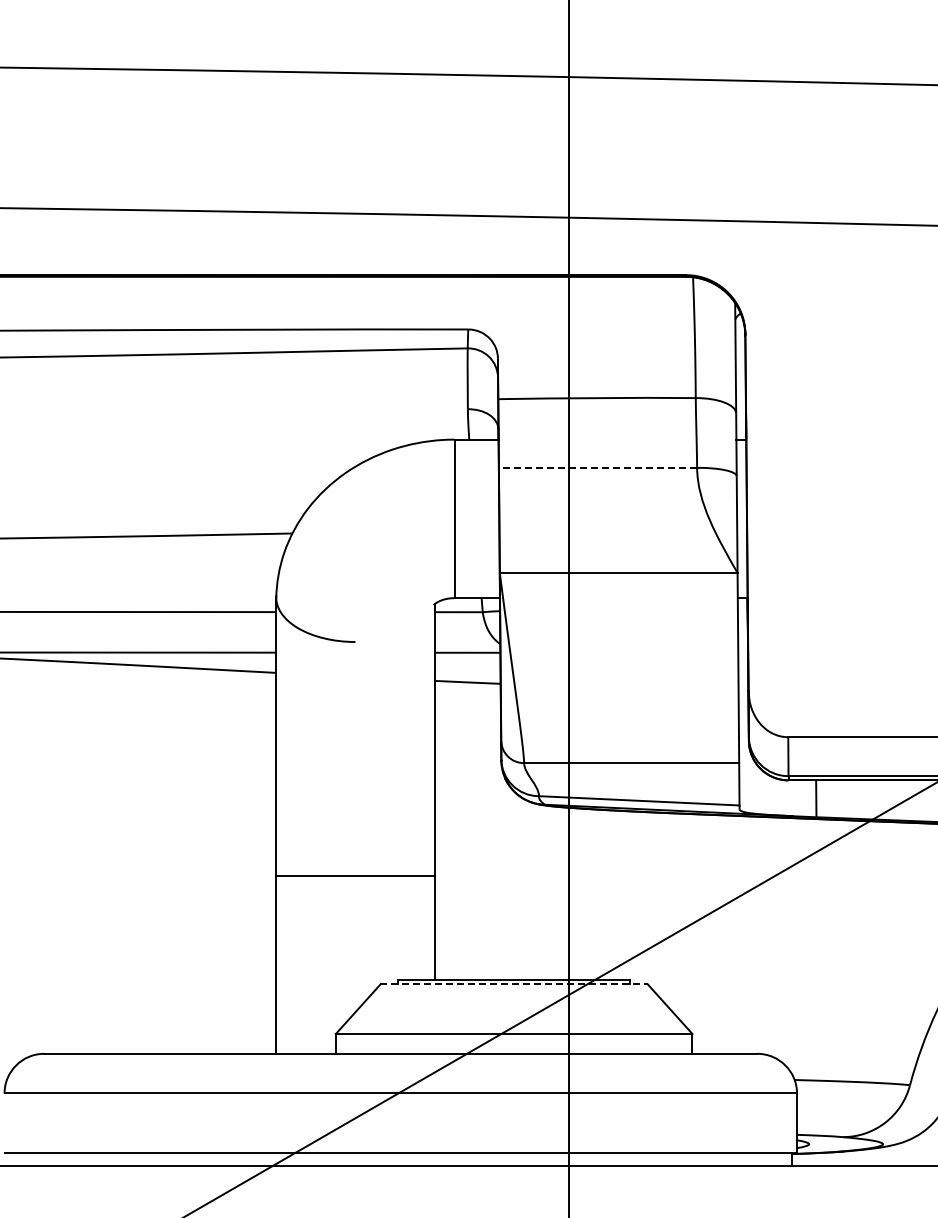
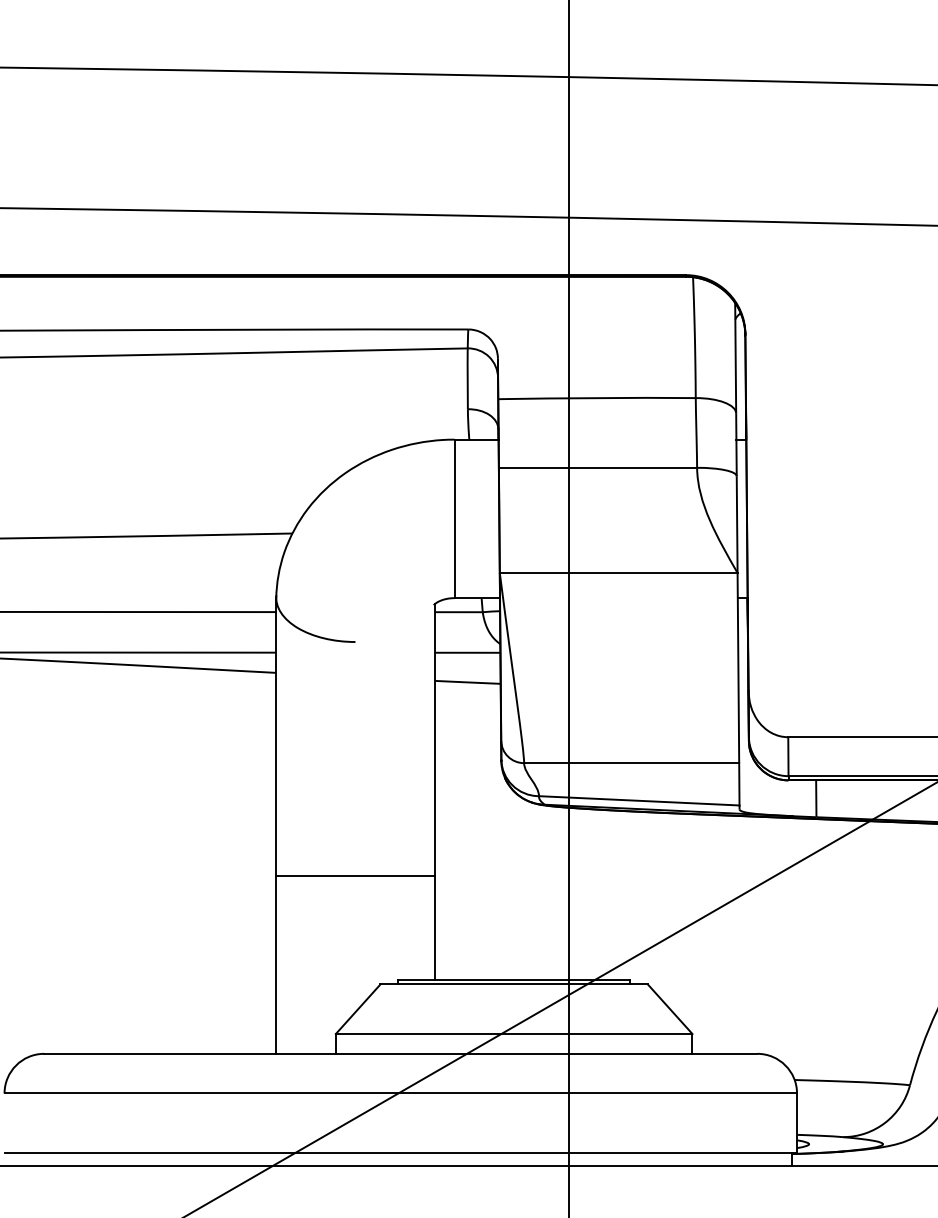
line: dashed -> solid (597, 467)
line: dashed -> solid (514, 984)
